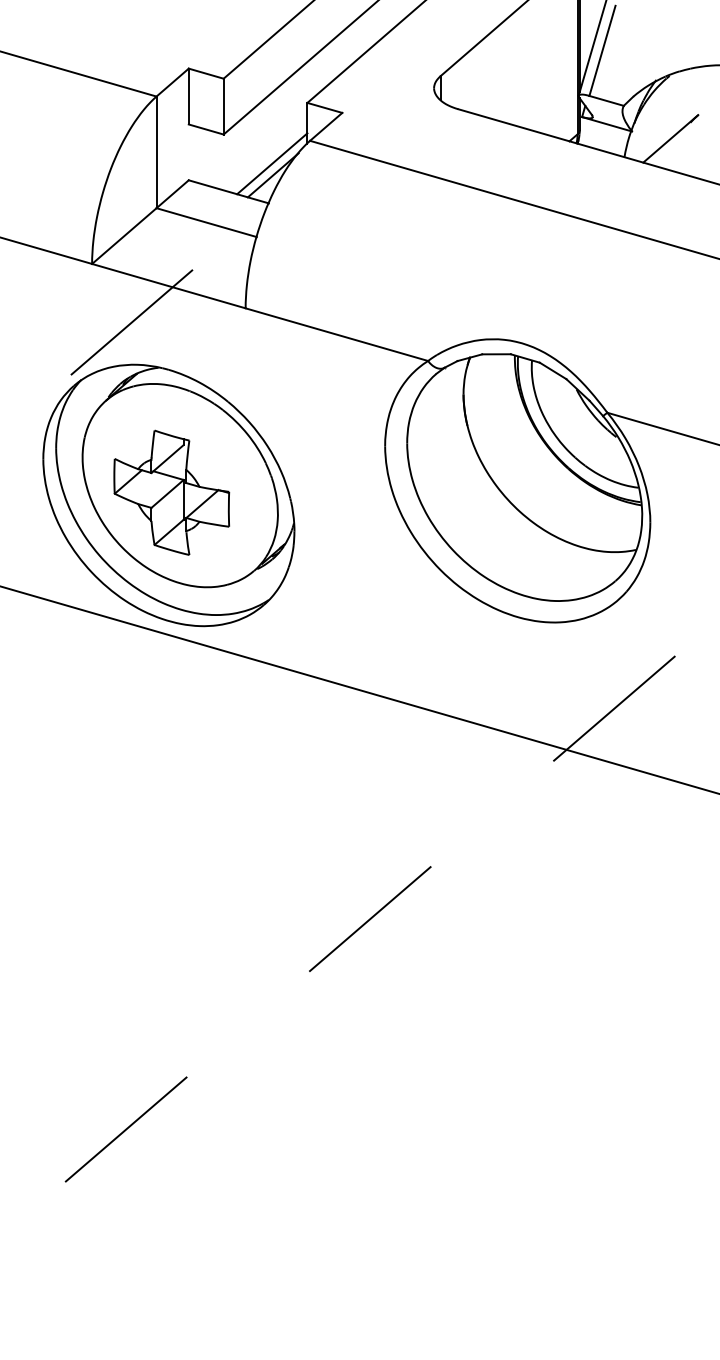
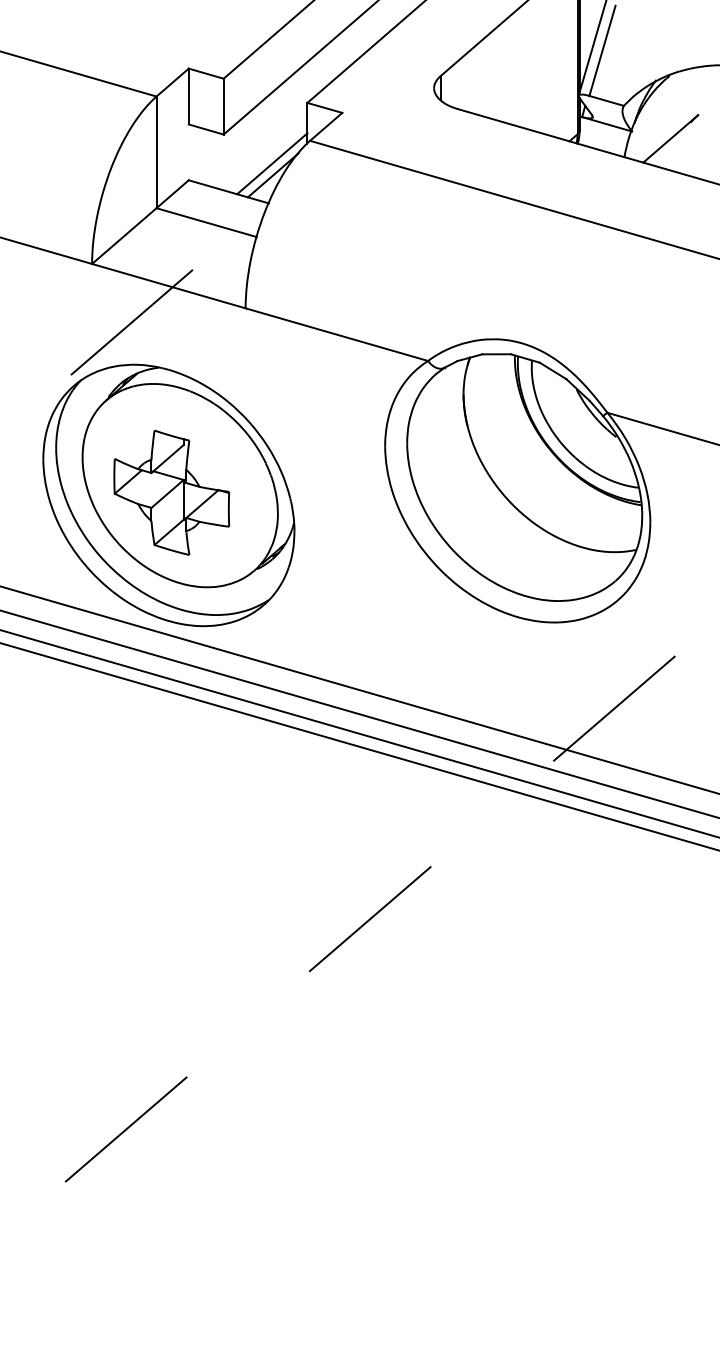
line: none -> present (359, 714)
line: none -> present (359, 733)
line: none -> present (359, 746)
